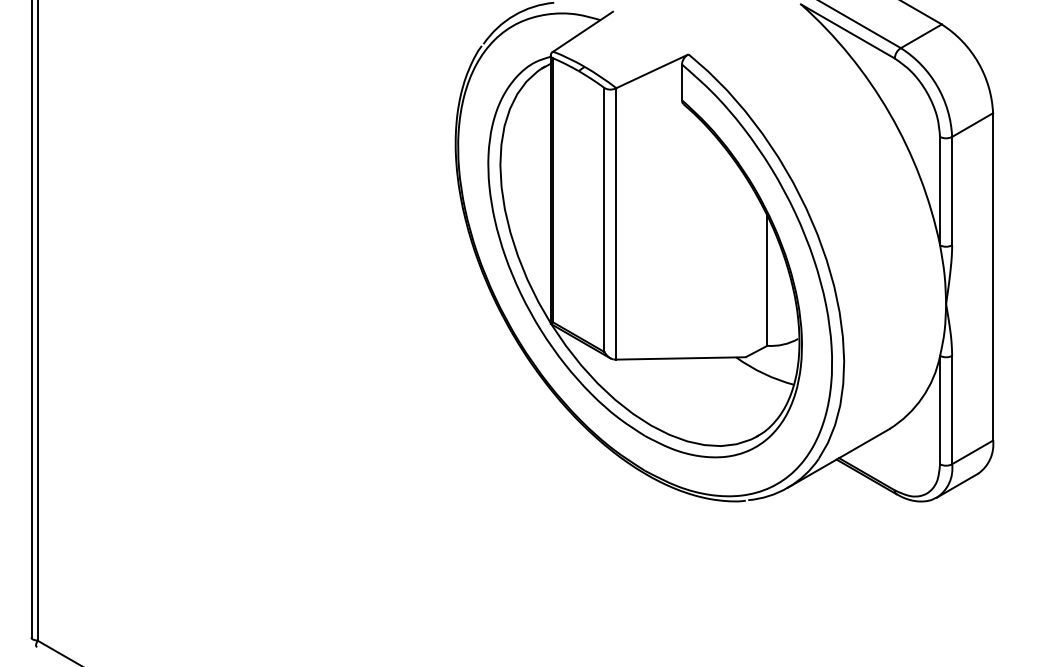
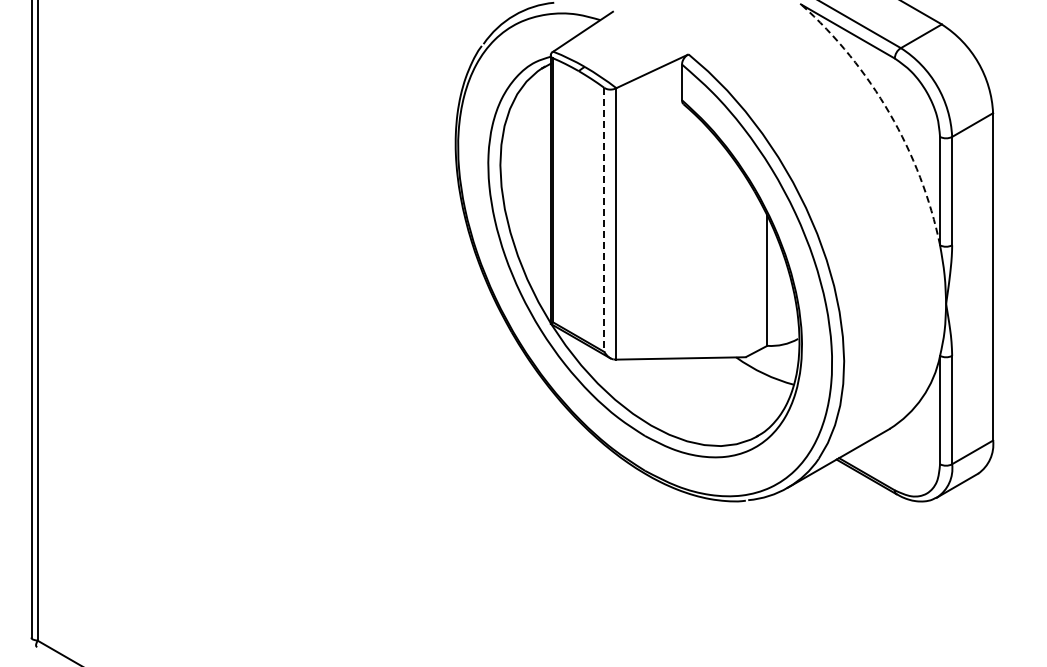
arc: solid -> dashed (889, 113)
line: solid -> dashed (604, 220)
